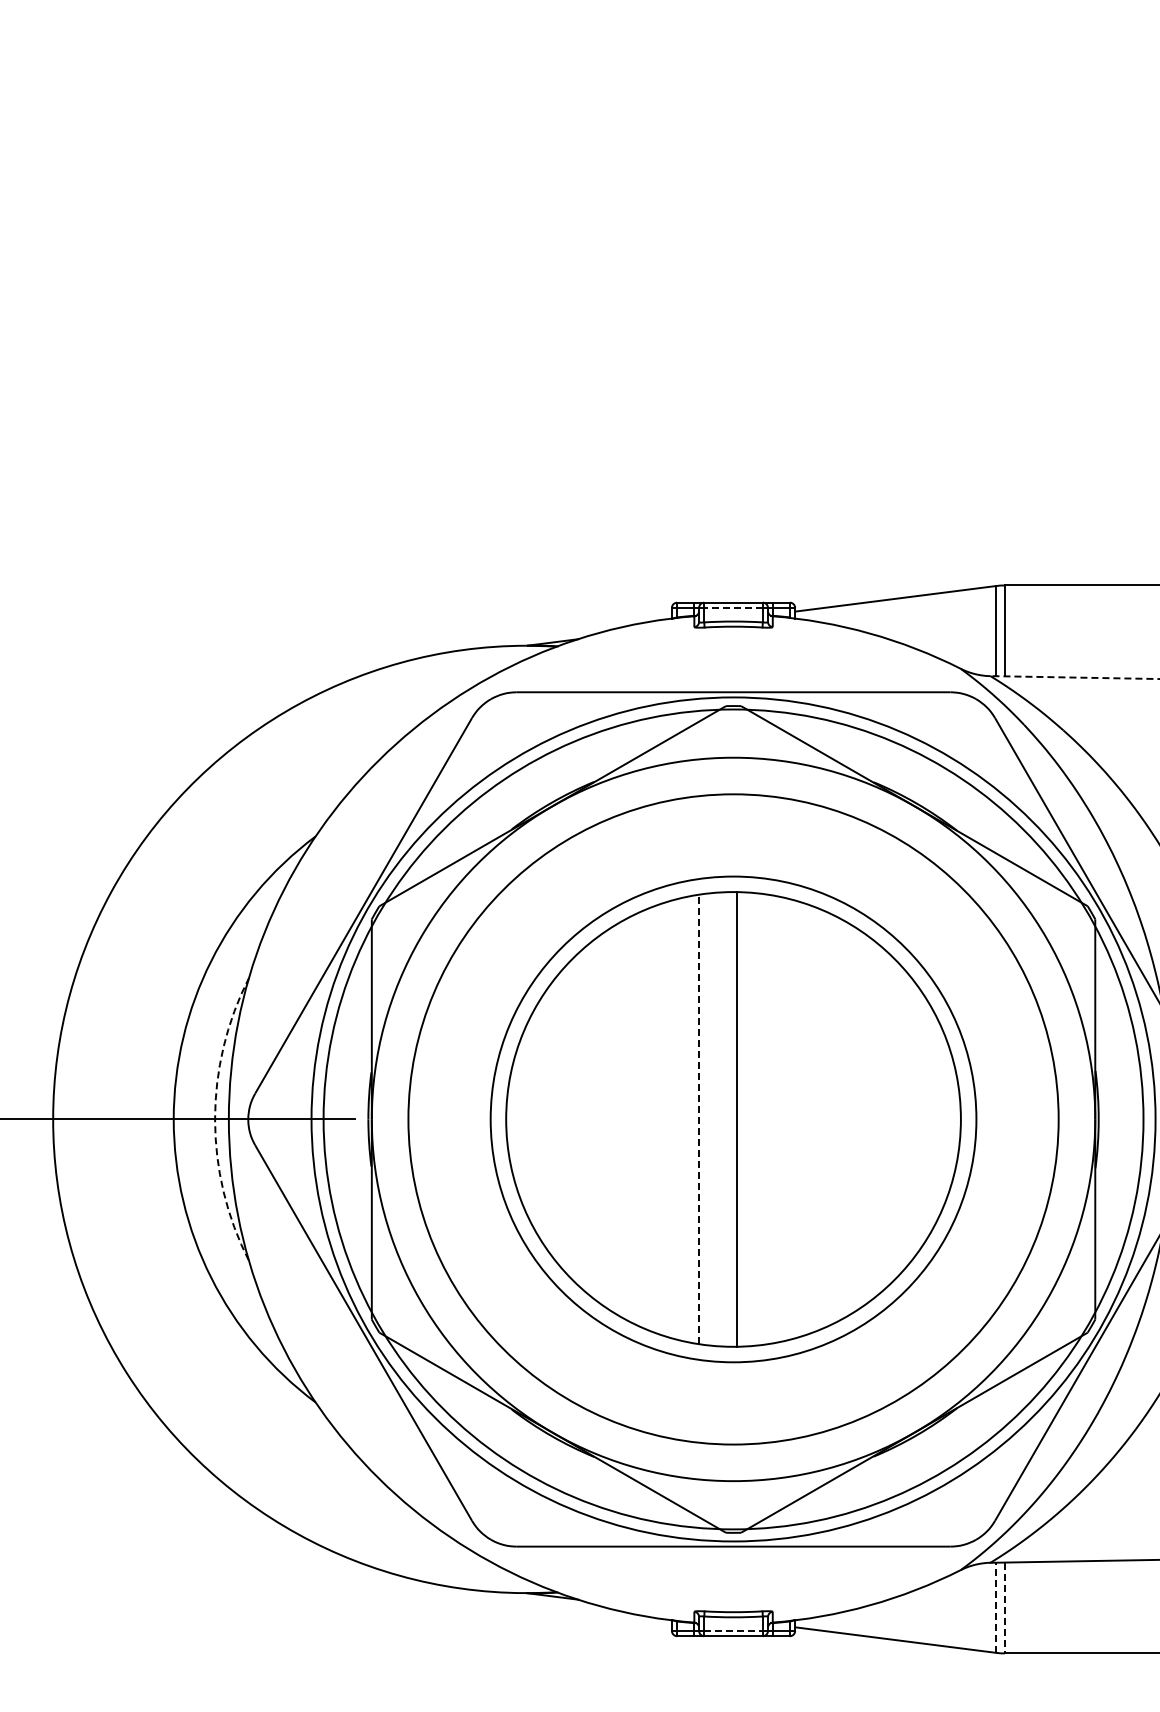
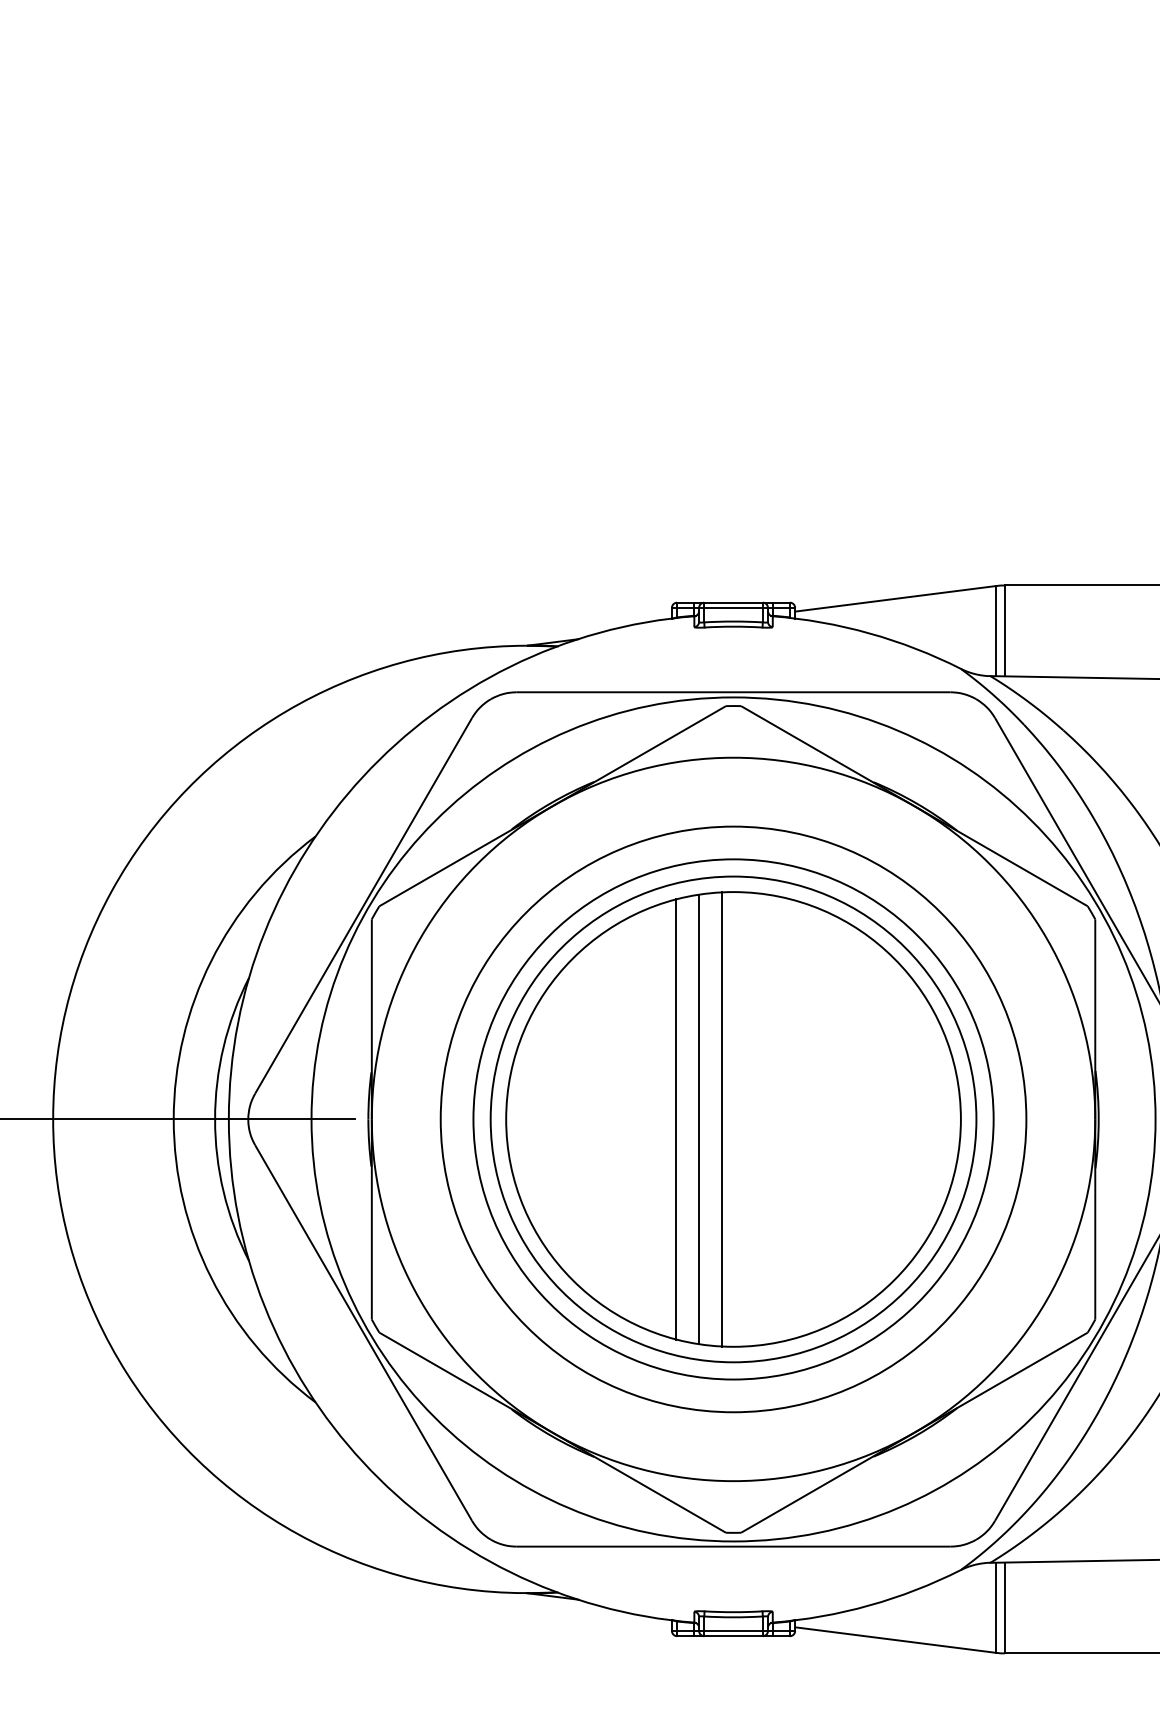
line: dashed -> solid (733, 607)
line: dashed -> solid (1074, 677)
arc: dashed -> solid (215, 1119)
line: none -> present (676, 1119)
line: dashed -> solid (699, 1119)
circle diameter: 650 px -> 520 px (733, 1119)
circle diameter: 820 px -> 586 px (733, 1119)
line position: (736, 1119) -> (721, 1119) (721, 1119)
line: dashed -> solid (996, 1607)
line: dashed -> solid (1004, 1608)
line: dashed -> solid (734, 1631)
